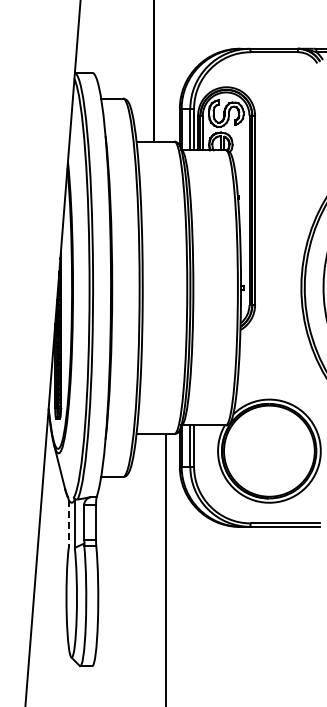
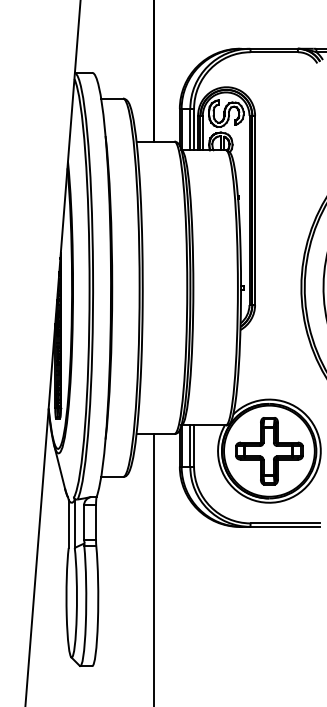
part: none -> present (269, 451)
line: dashed -> solid (68, 523)
line position: (166, 568) -> (154, 568) (154, 568)
